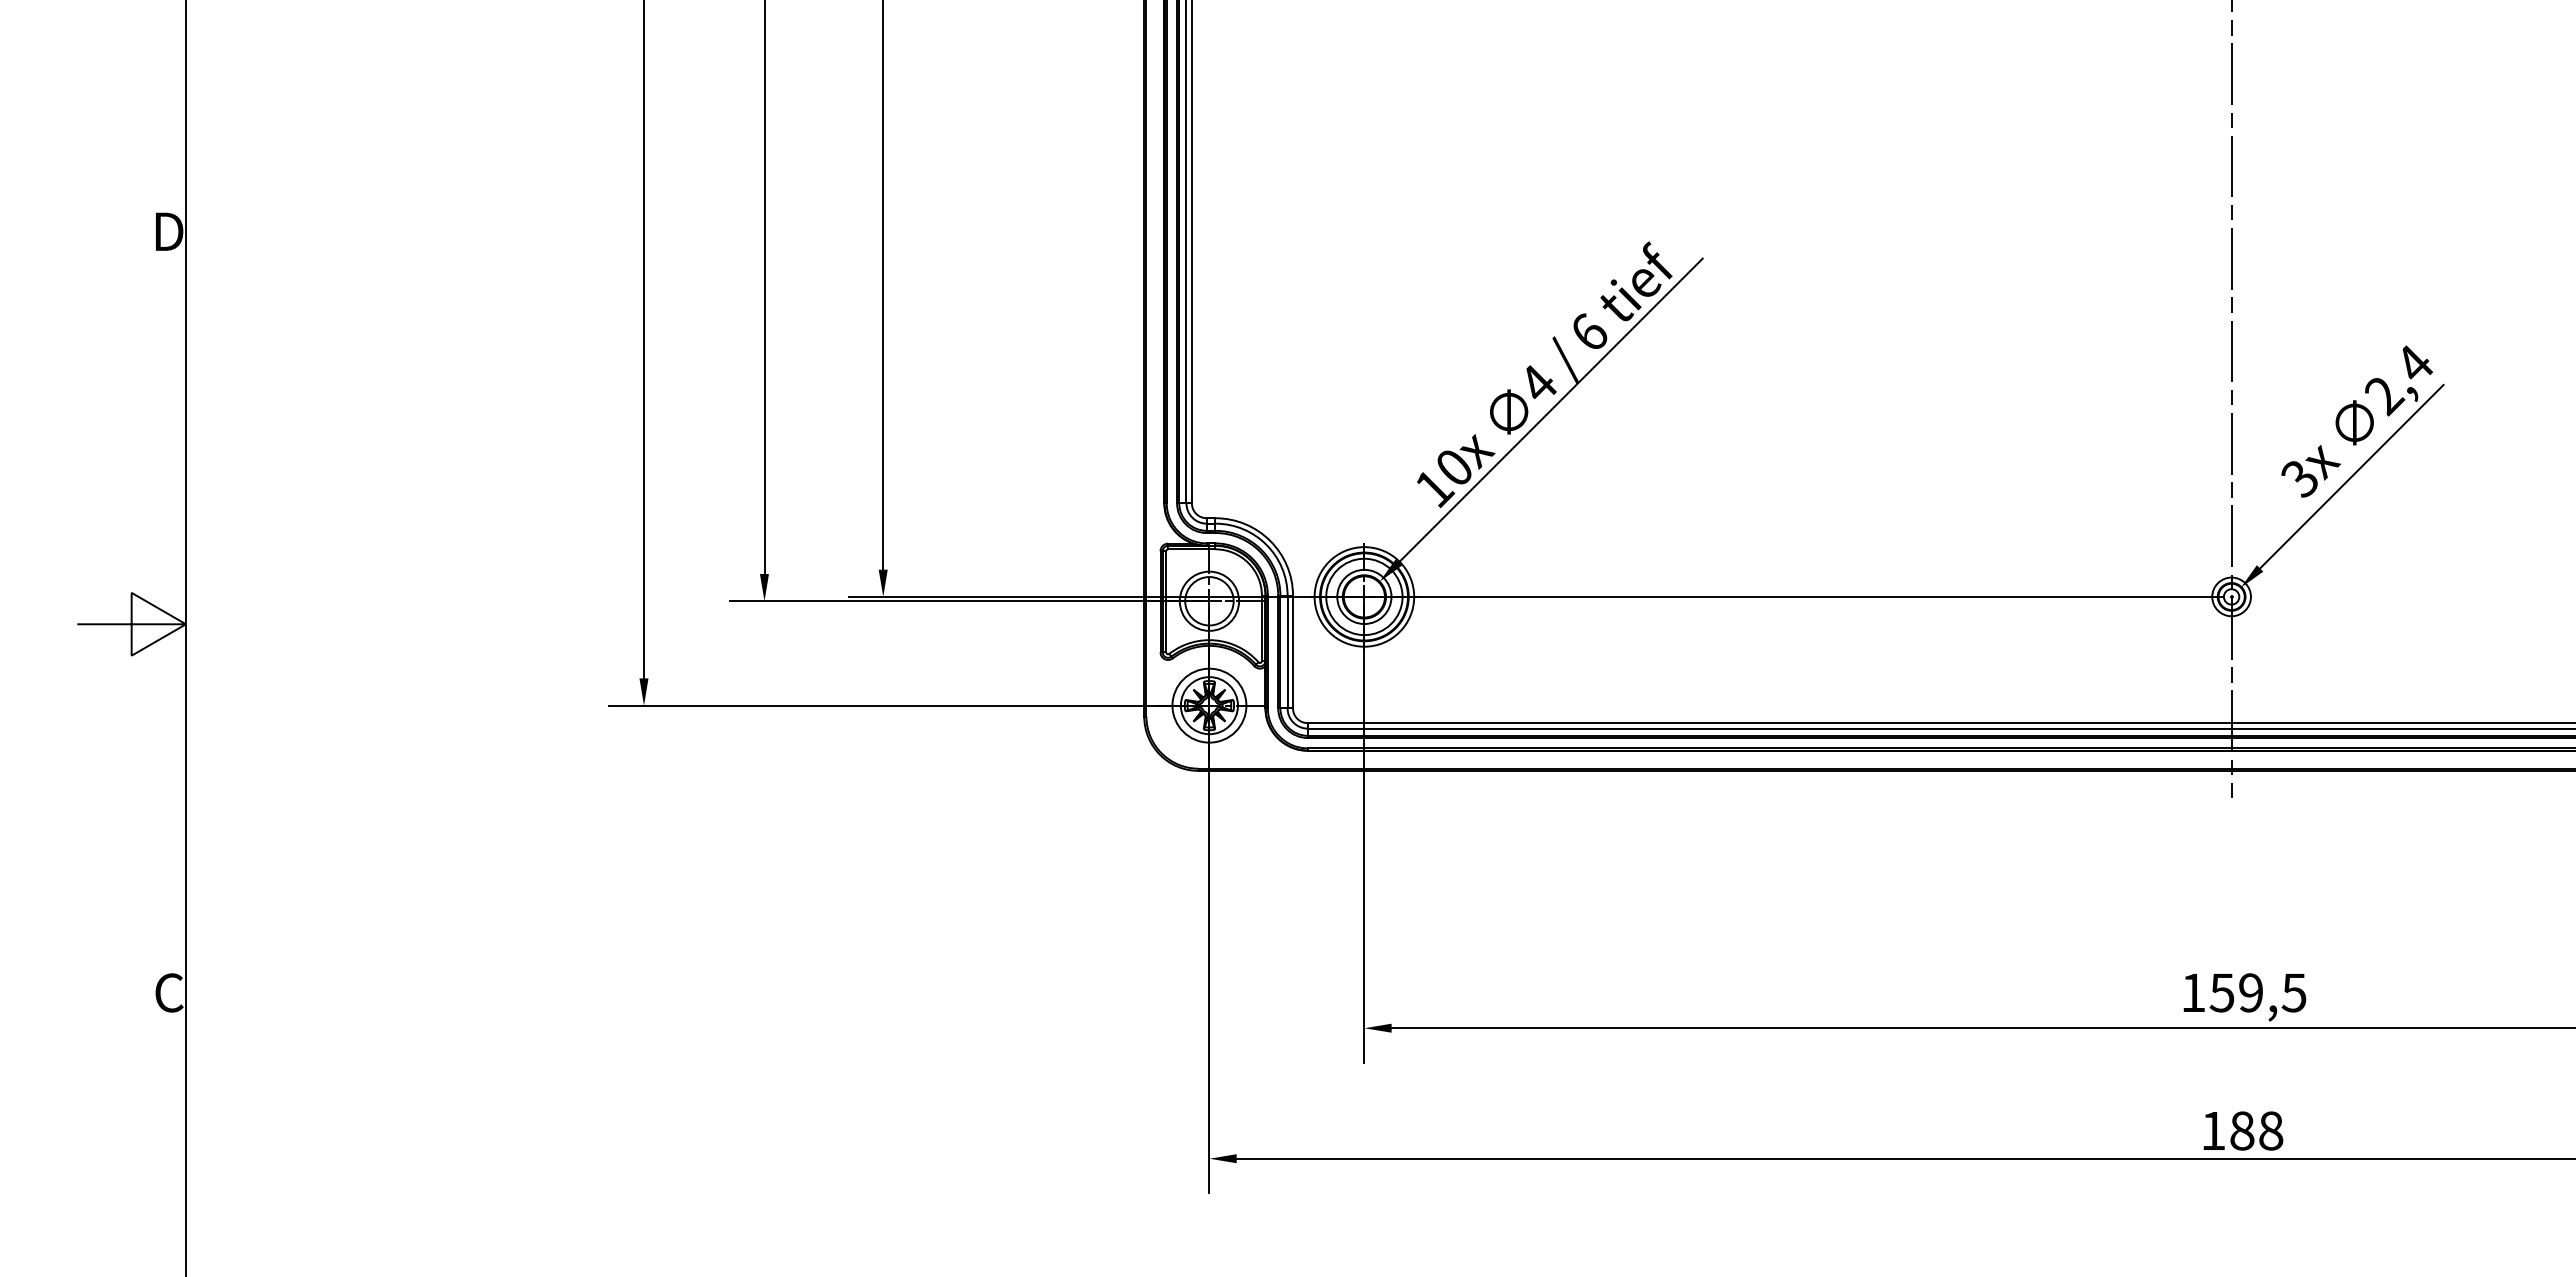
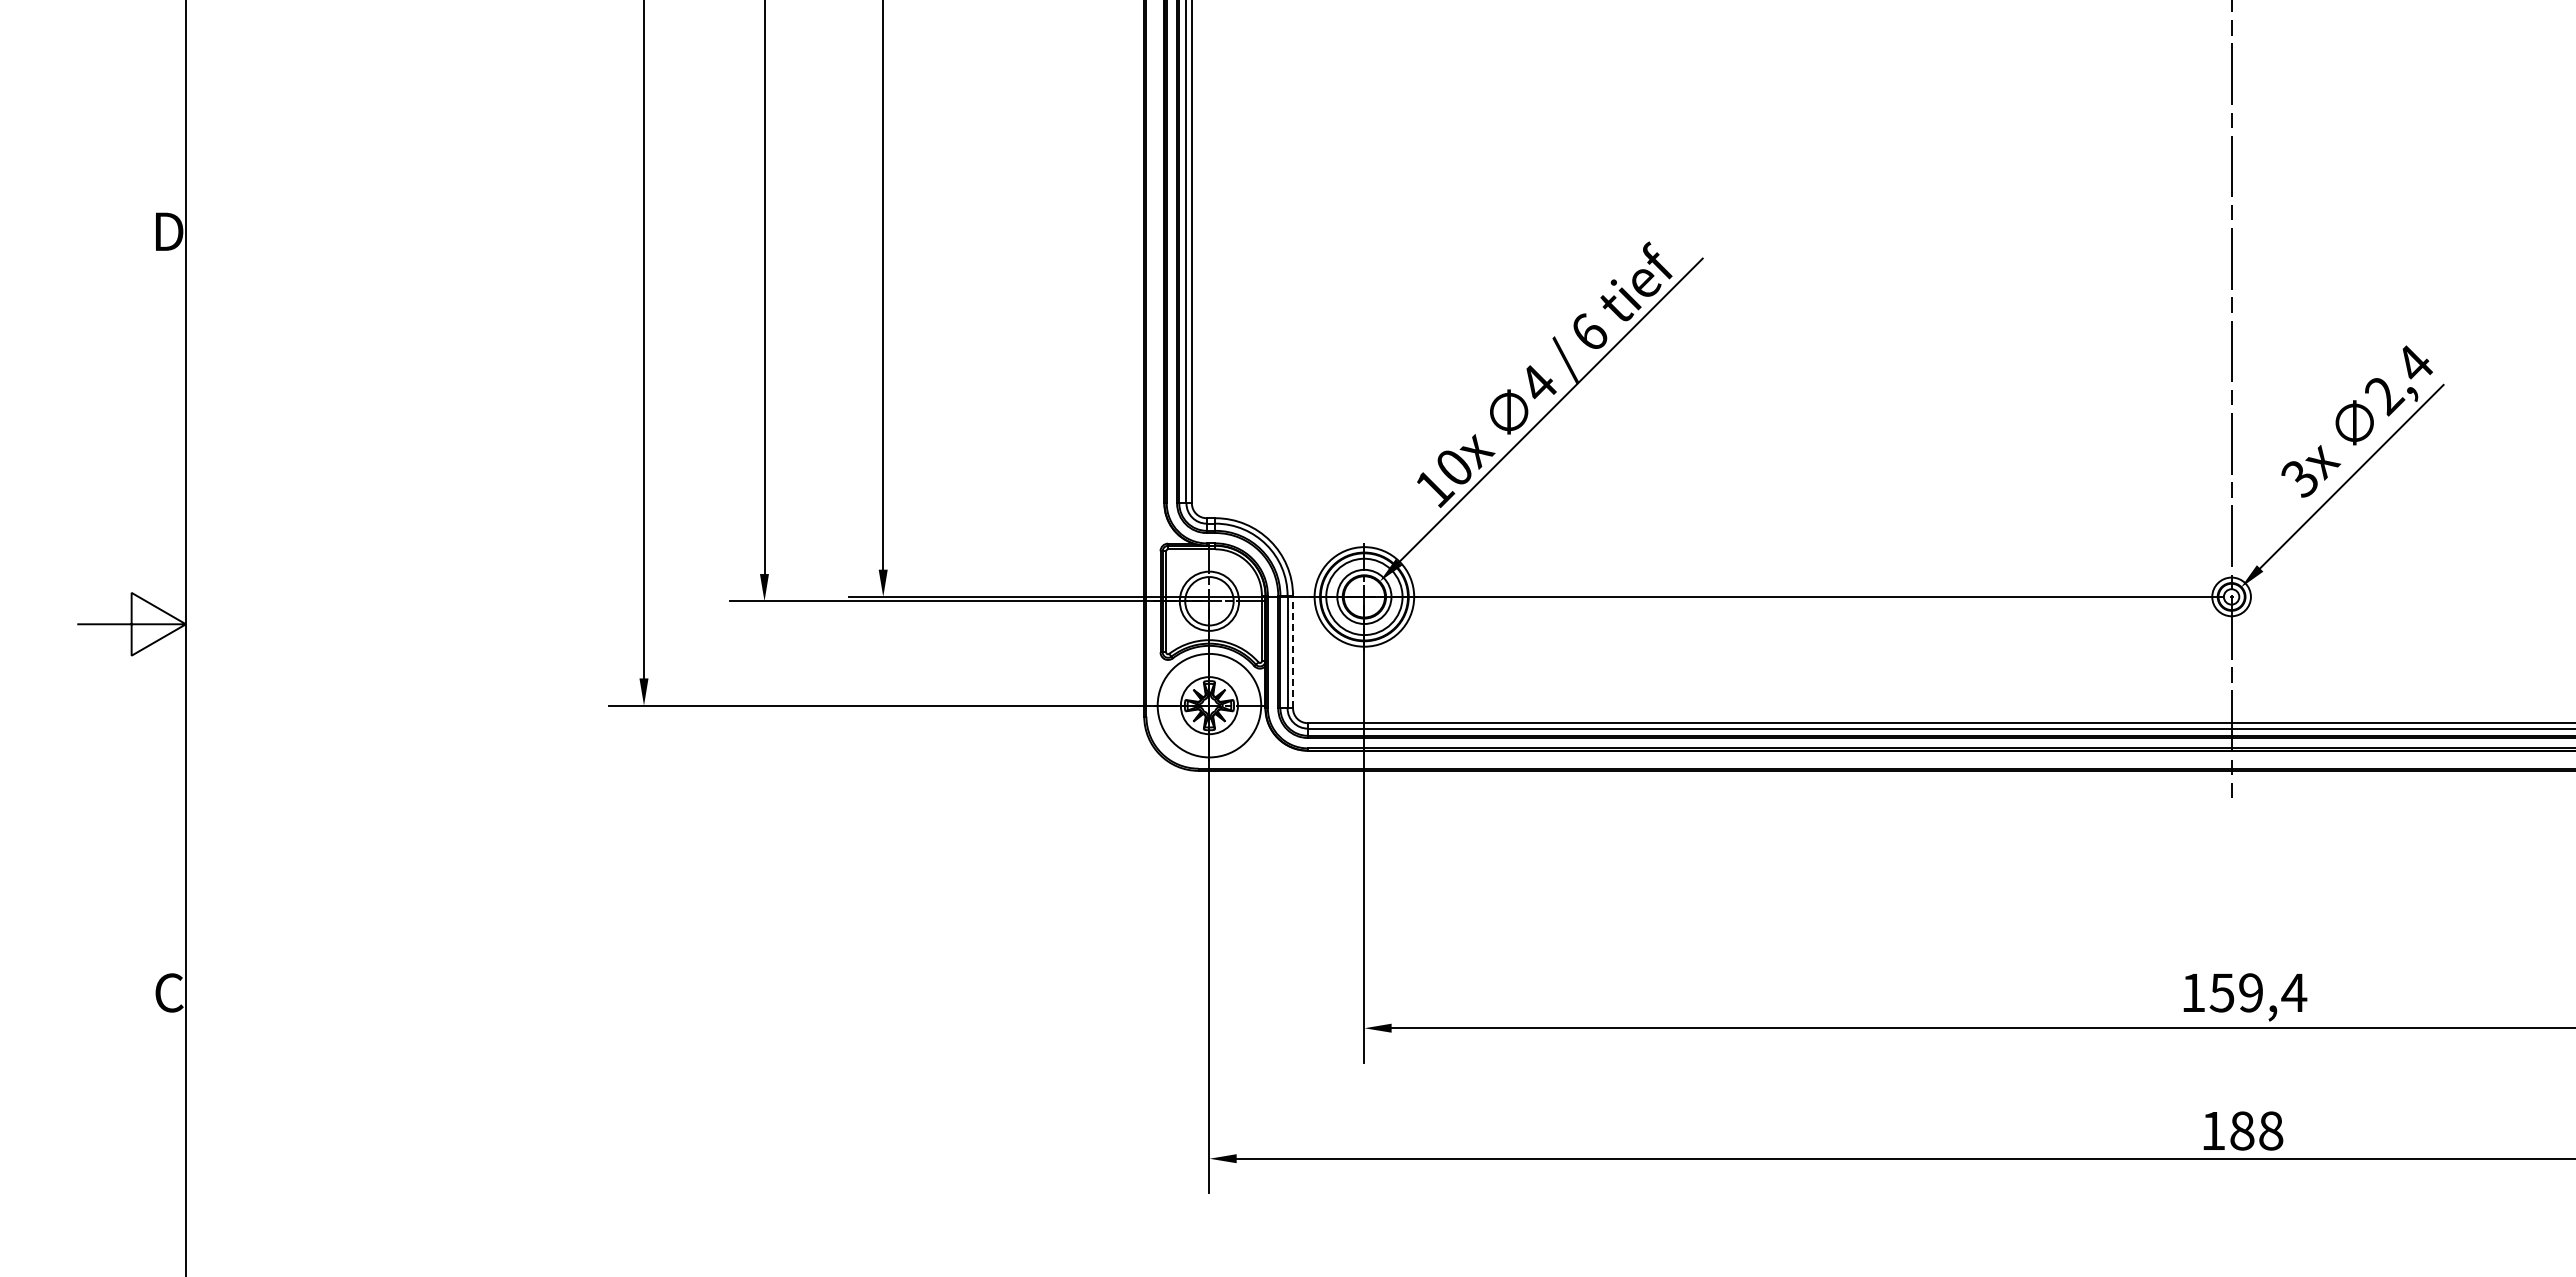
line: solid -> dashed (1293, 651)
circle diameter: 74 px -> 104 px (1209, 705)
text: 159,5 -> 159,4 (2294, 992)
